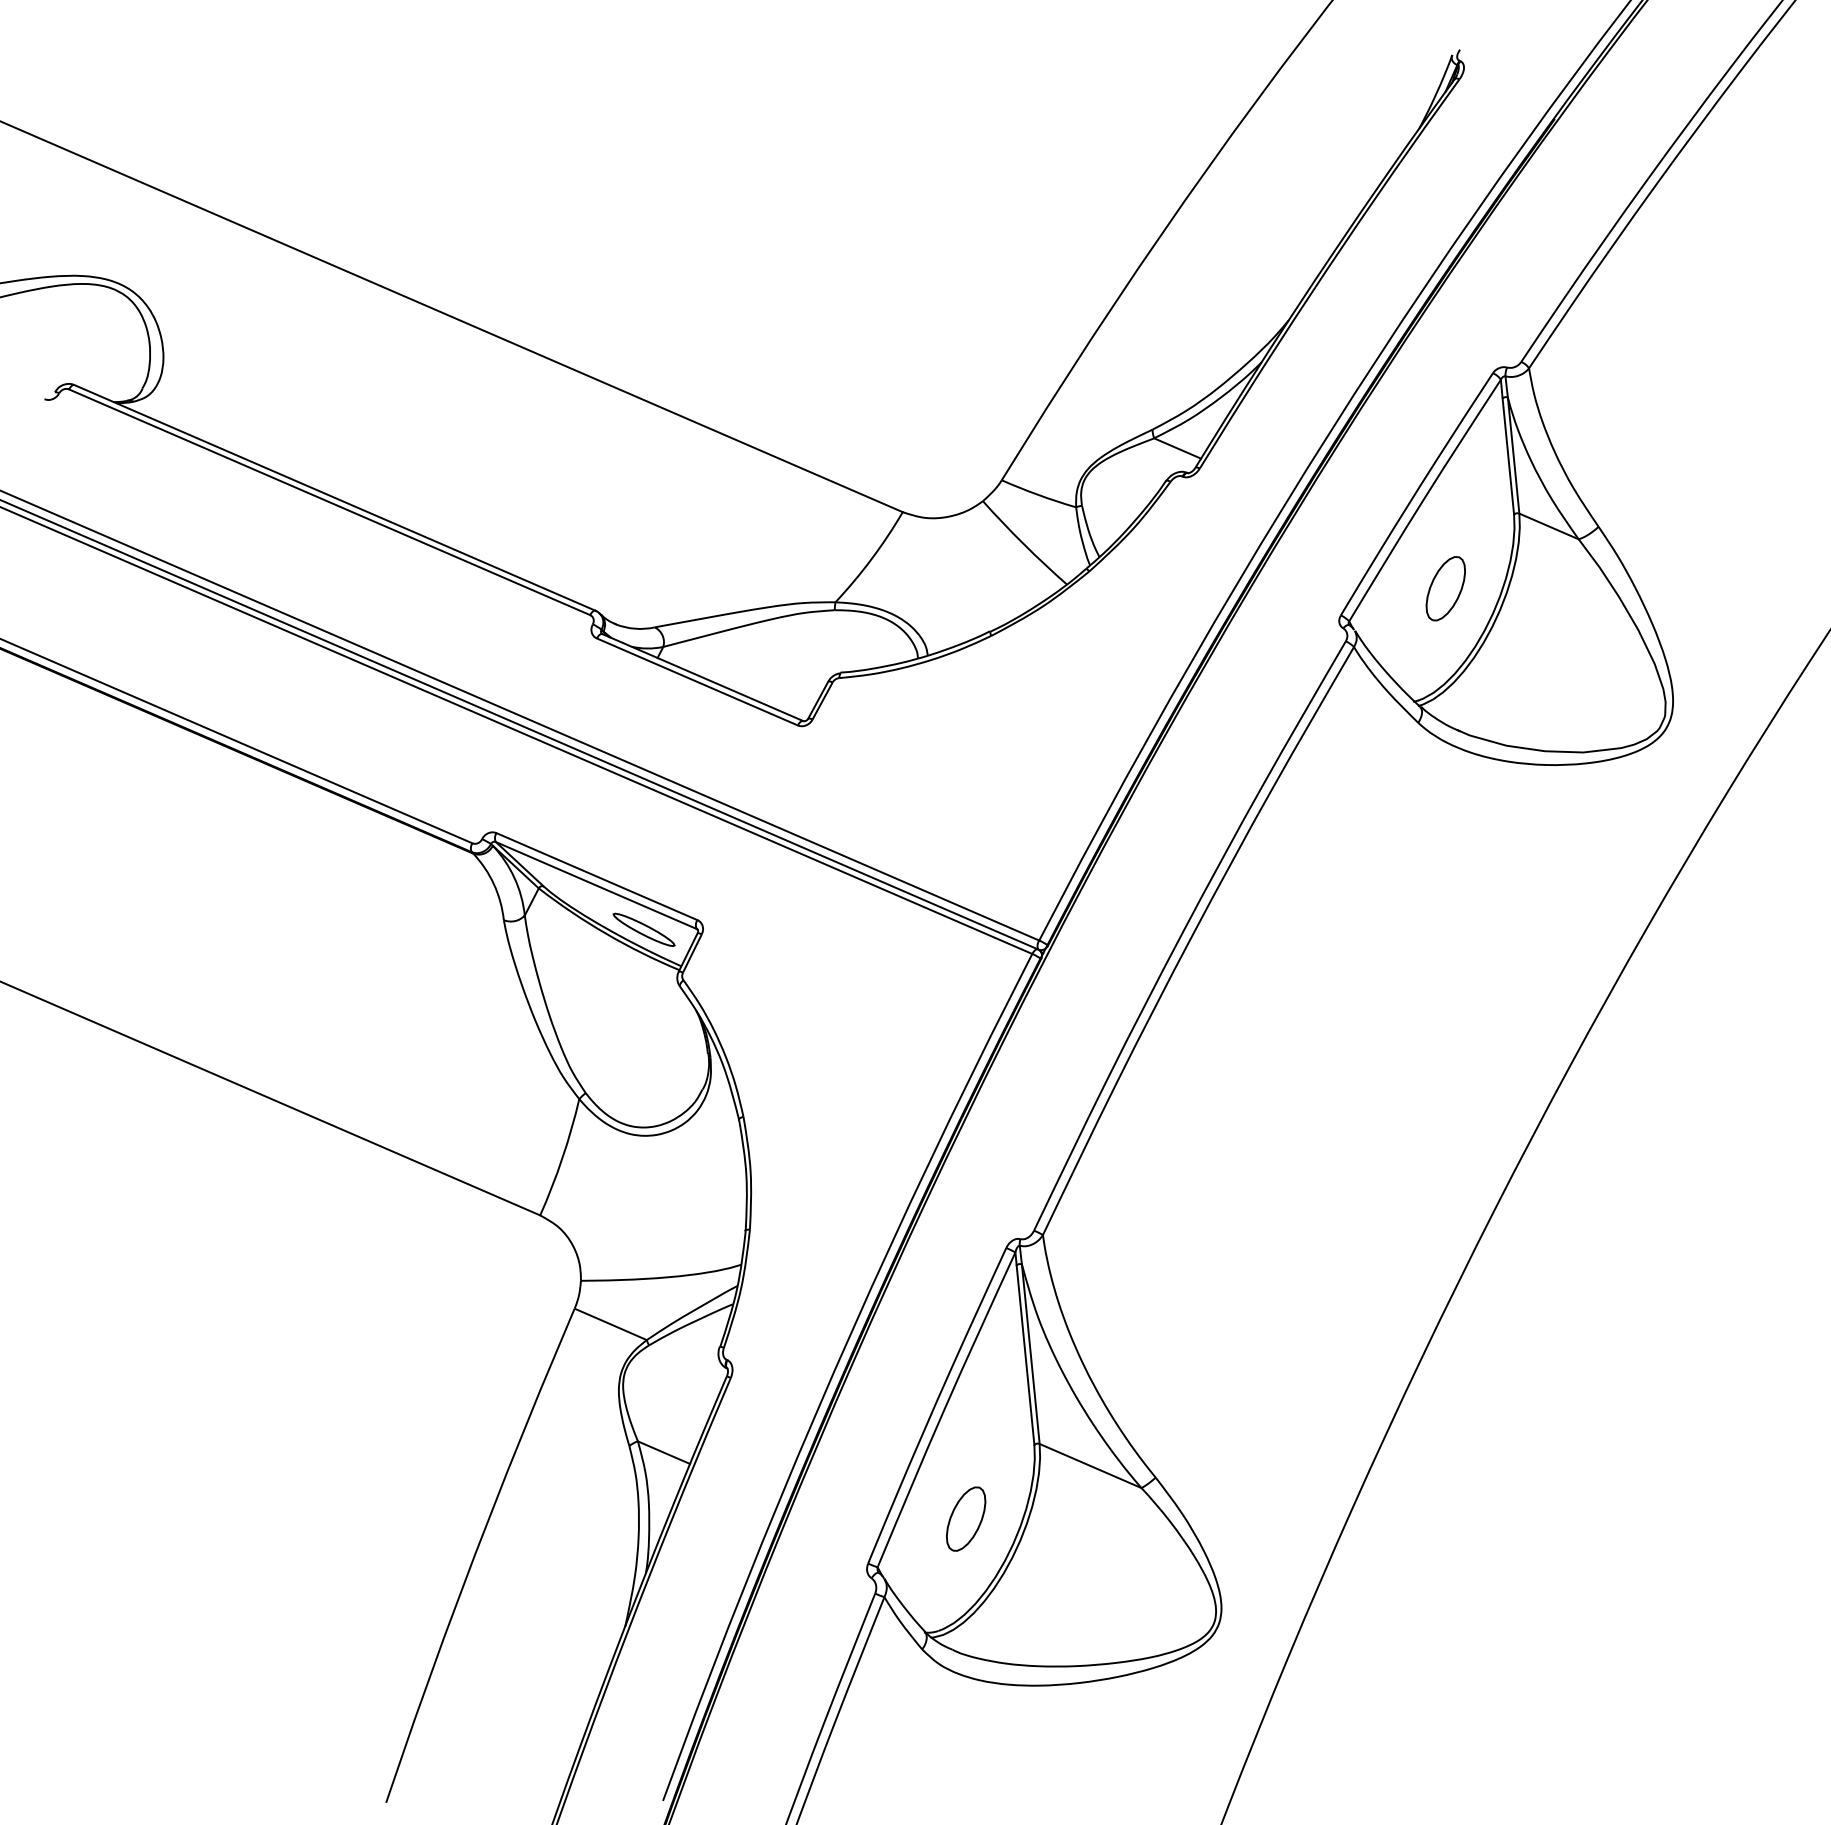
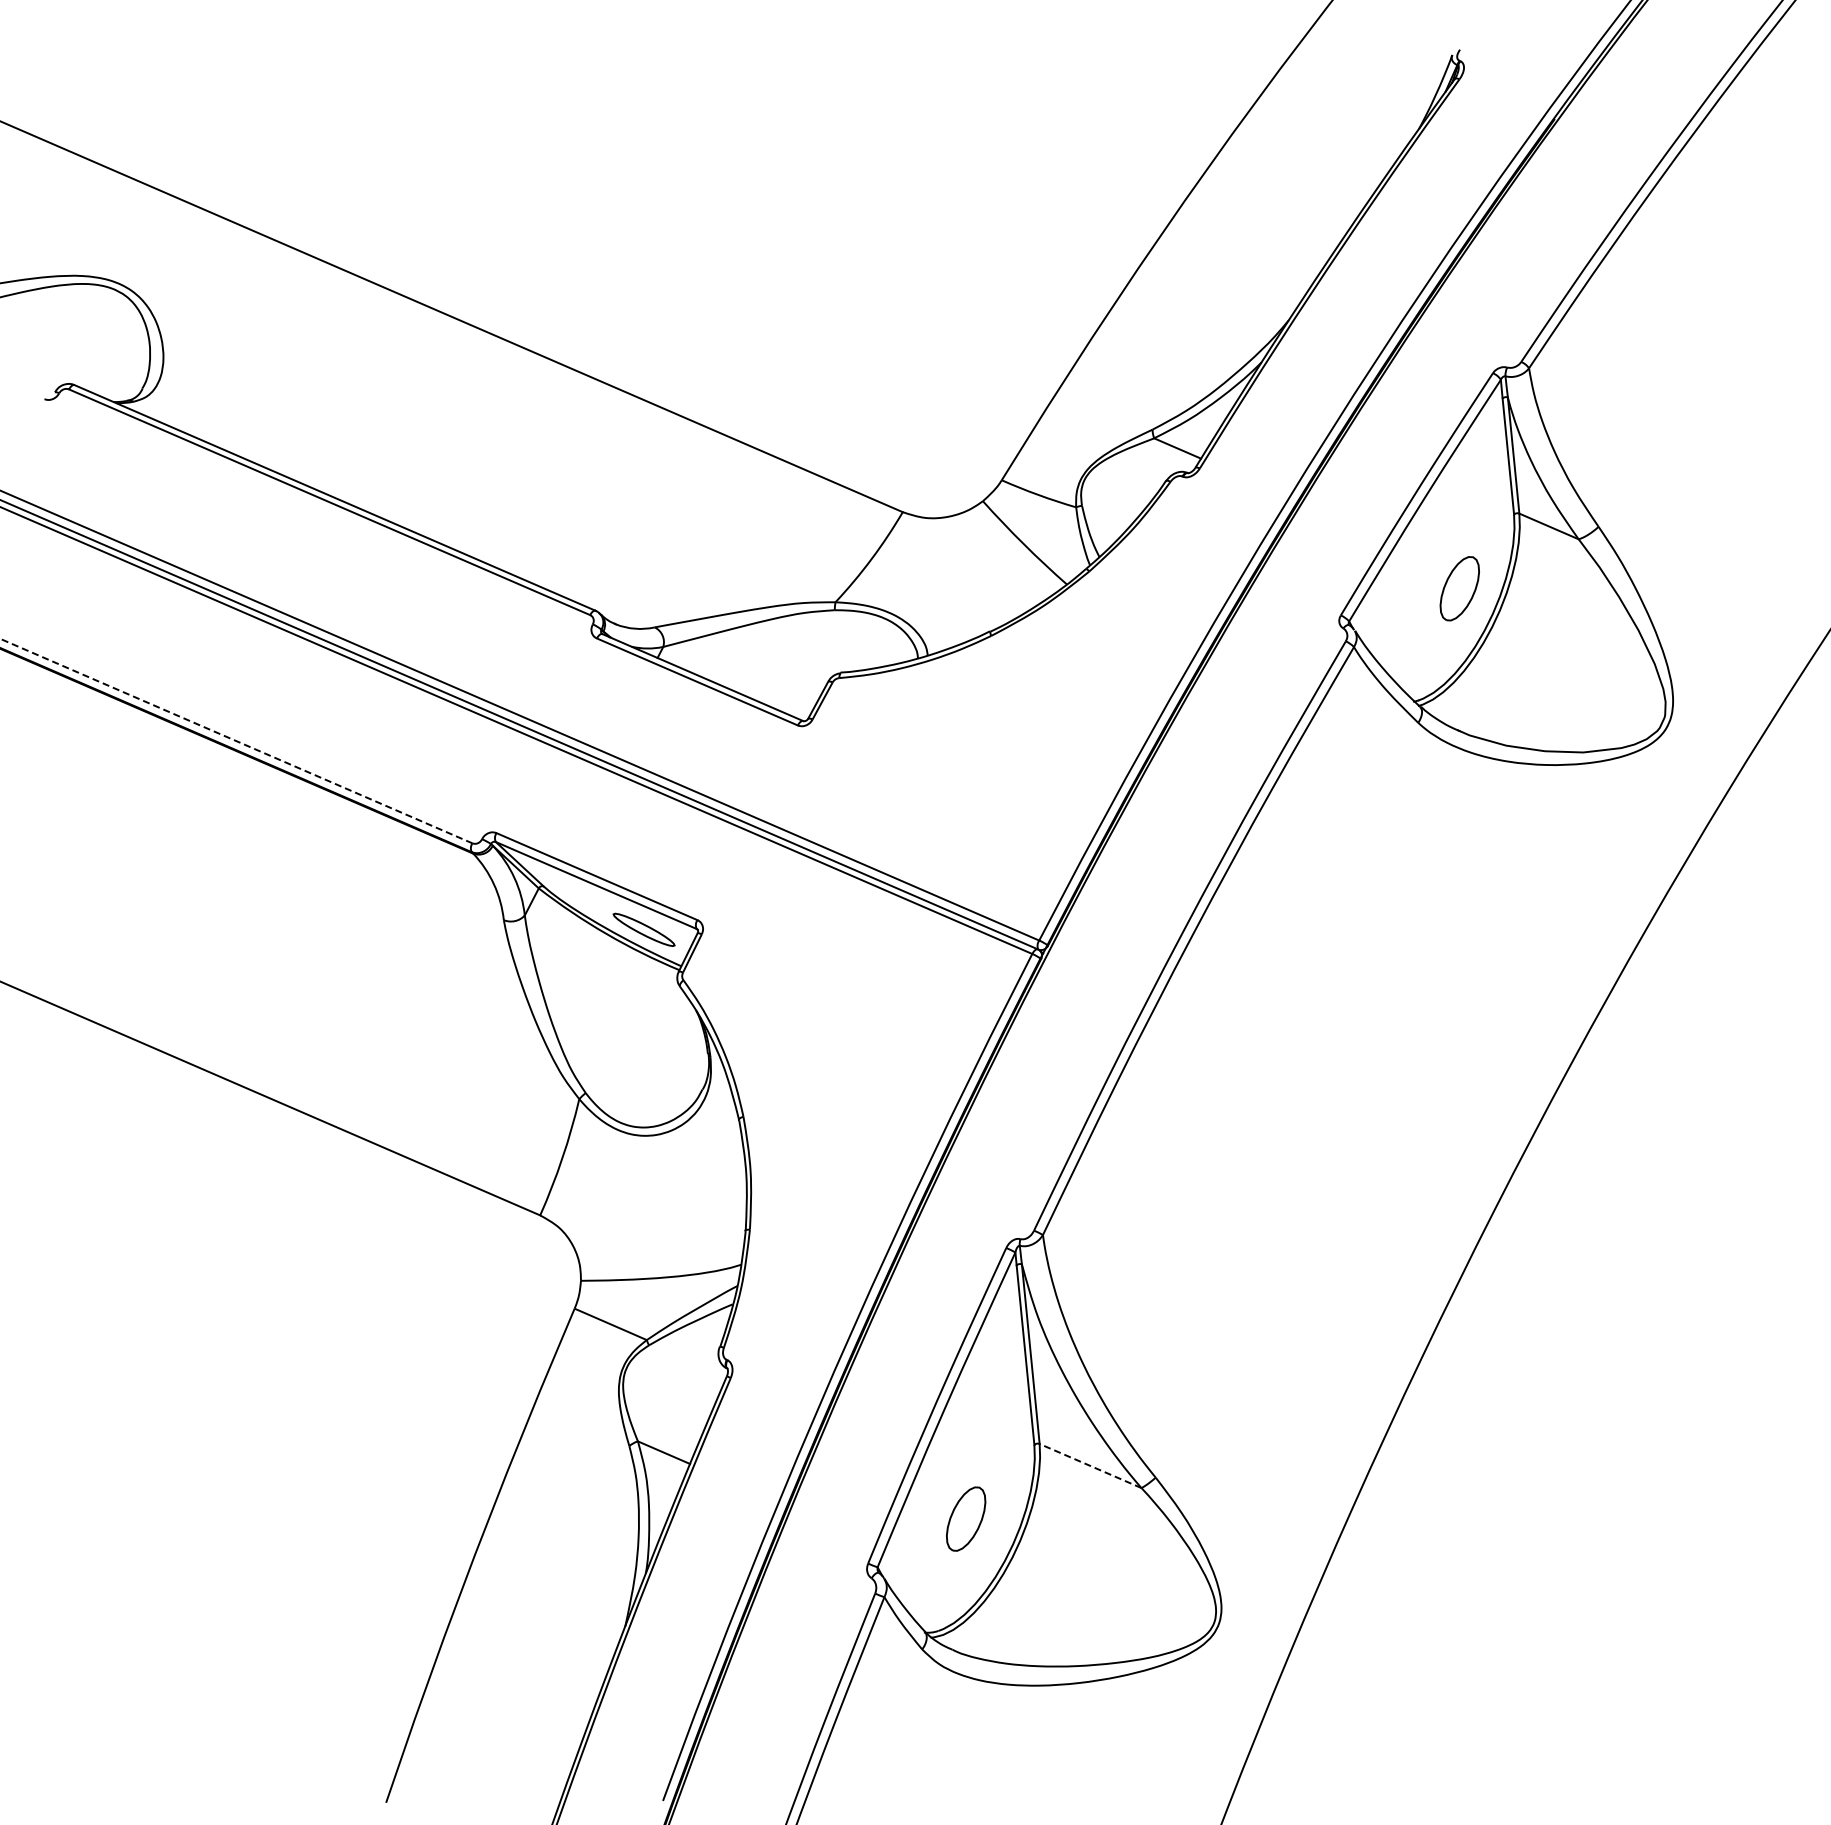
part position: (1445, 588) -> (1459, 588) (1459, 588)
line: solid -> dashed (236, 741)
line: solid -> dashed (1090, 1465)
